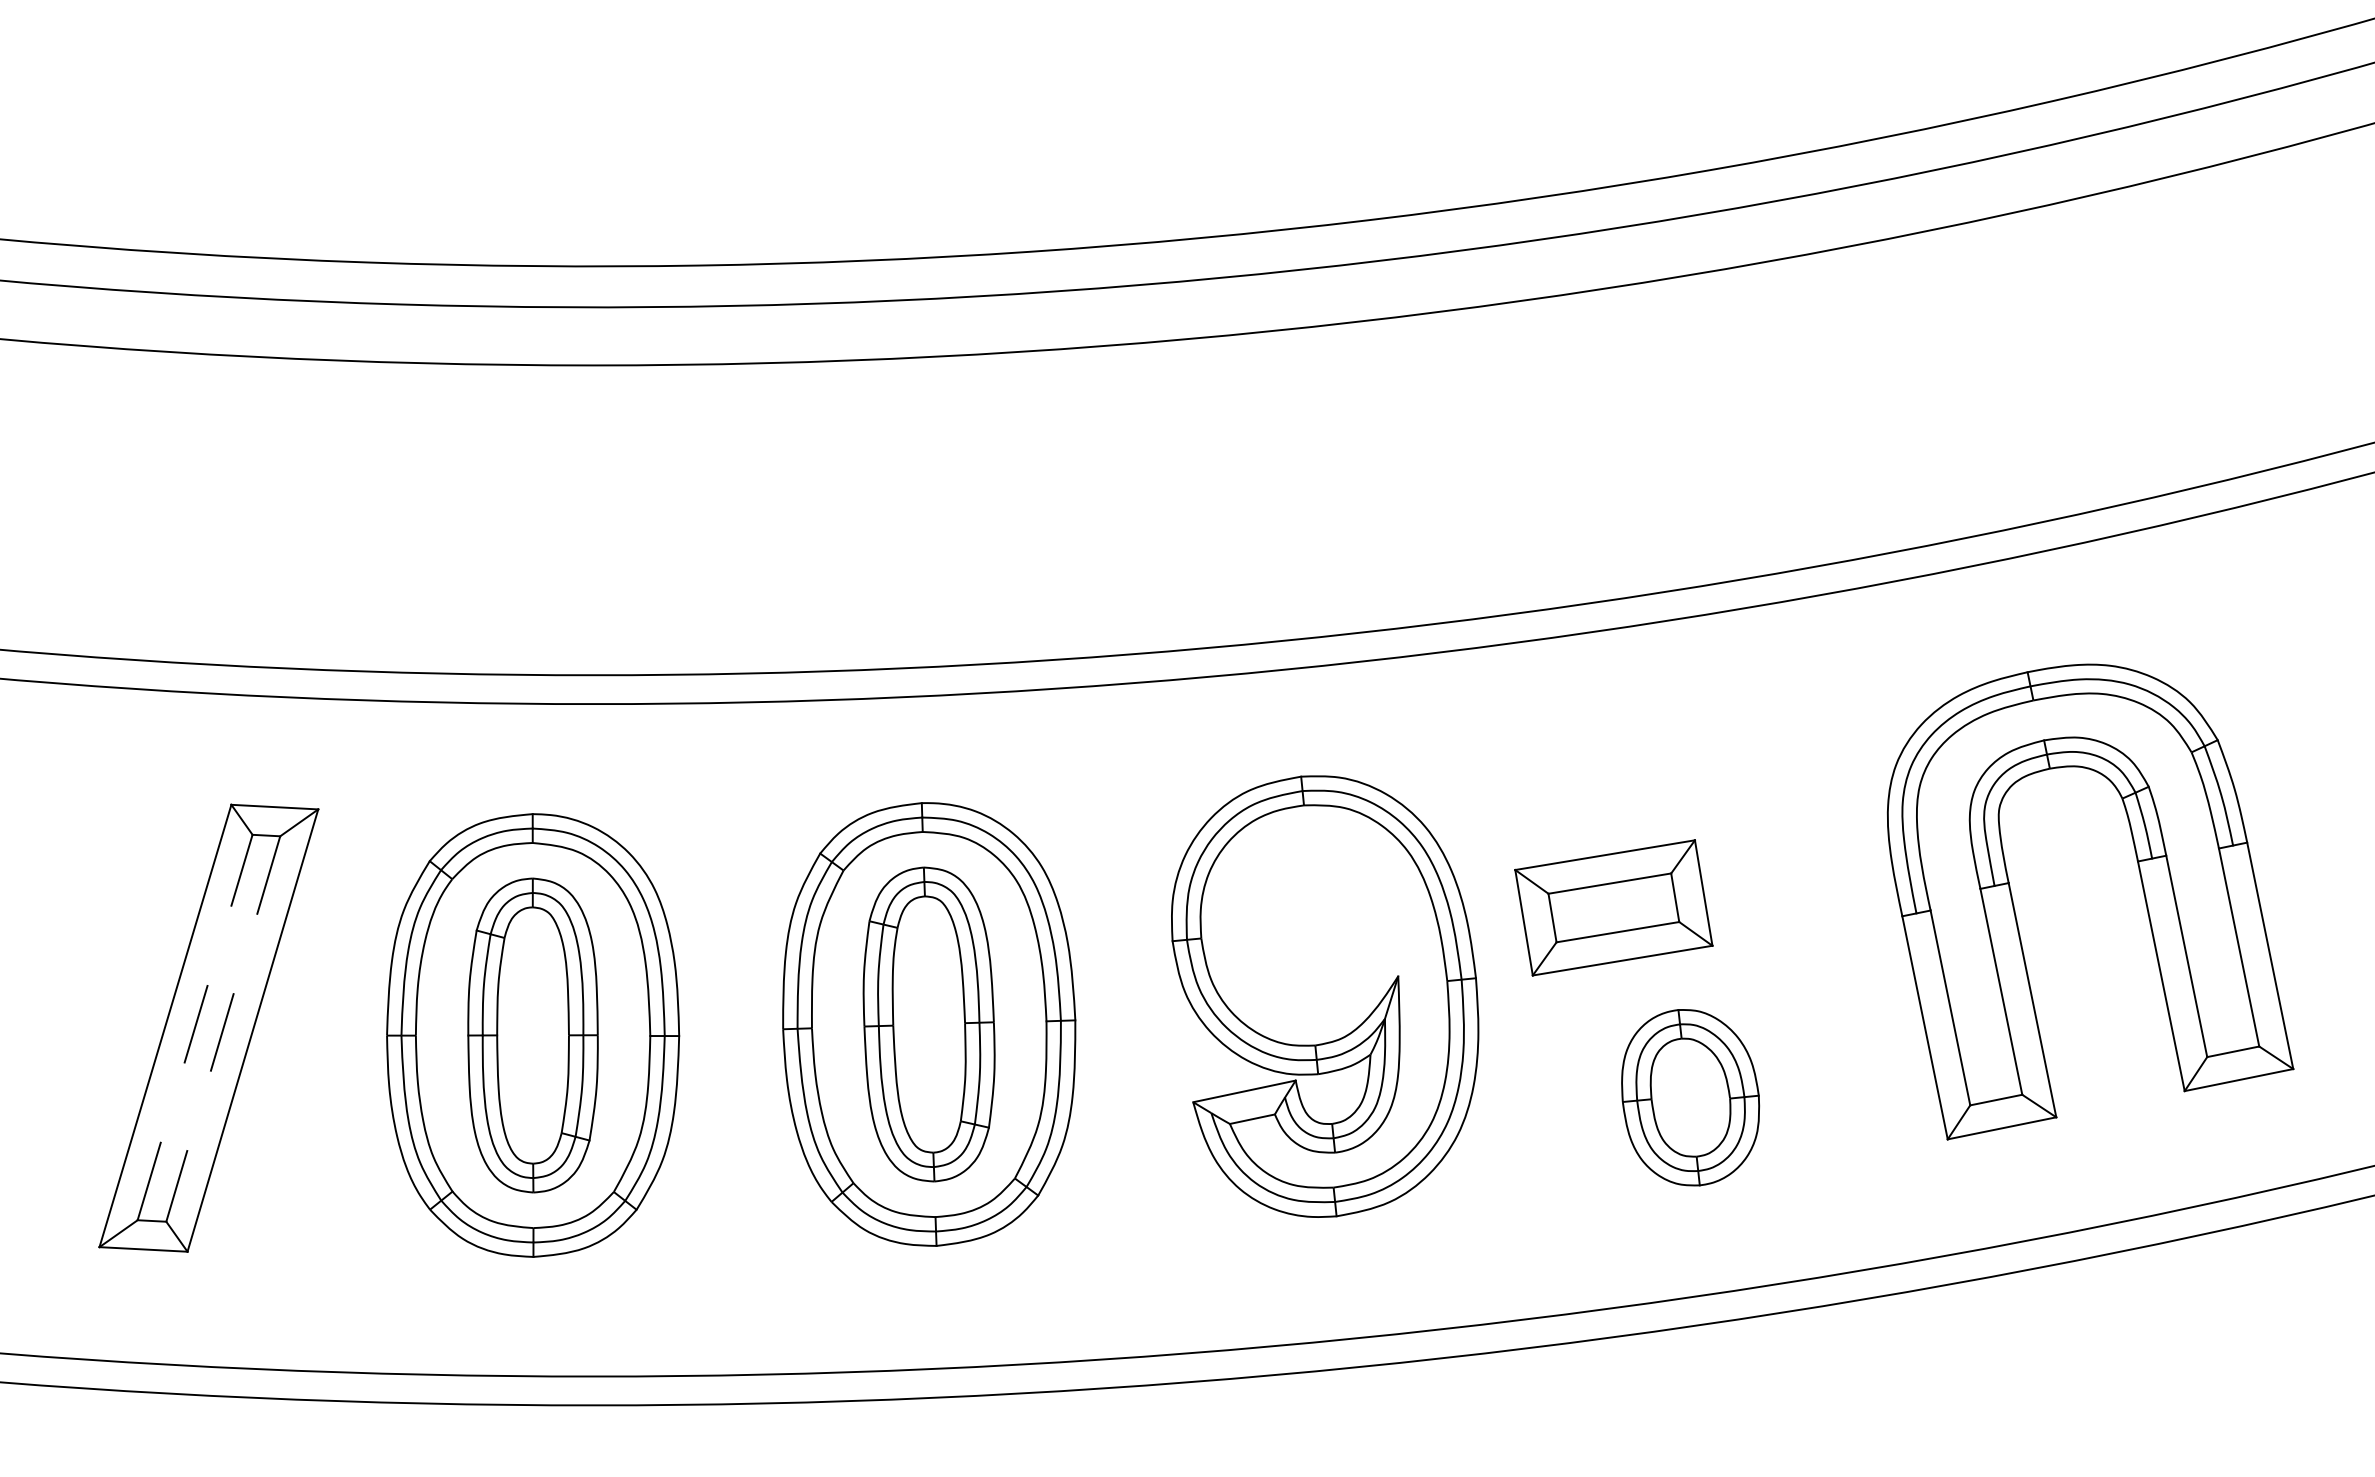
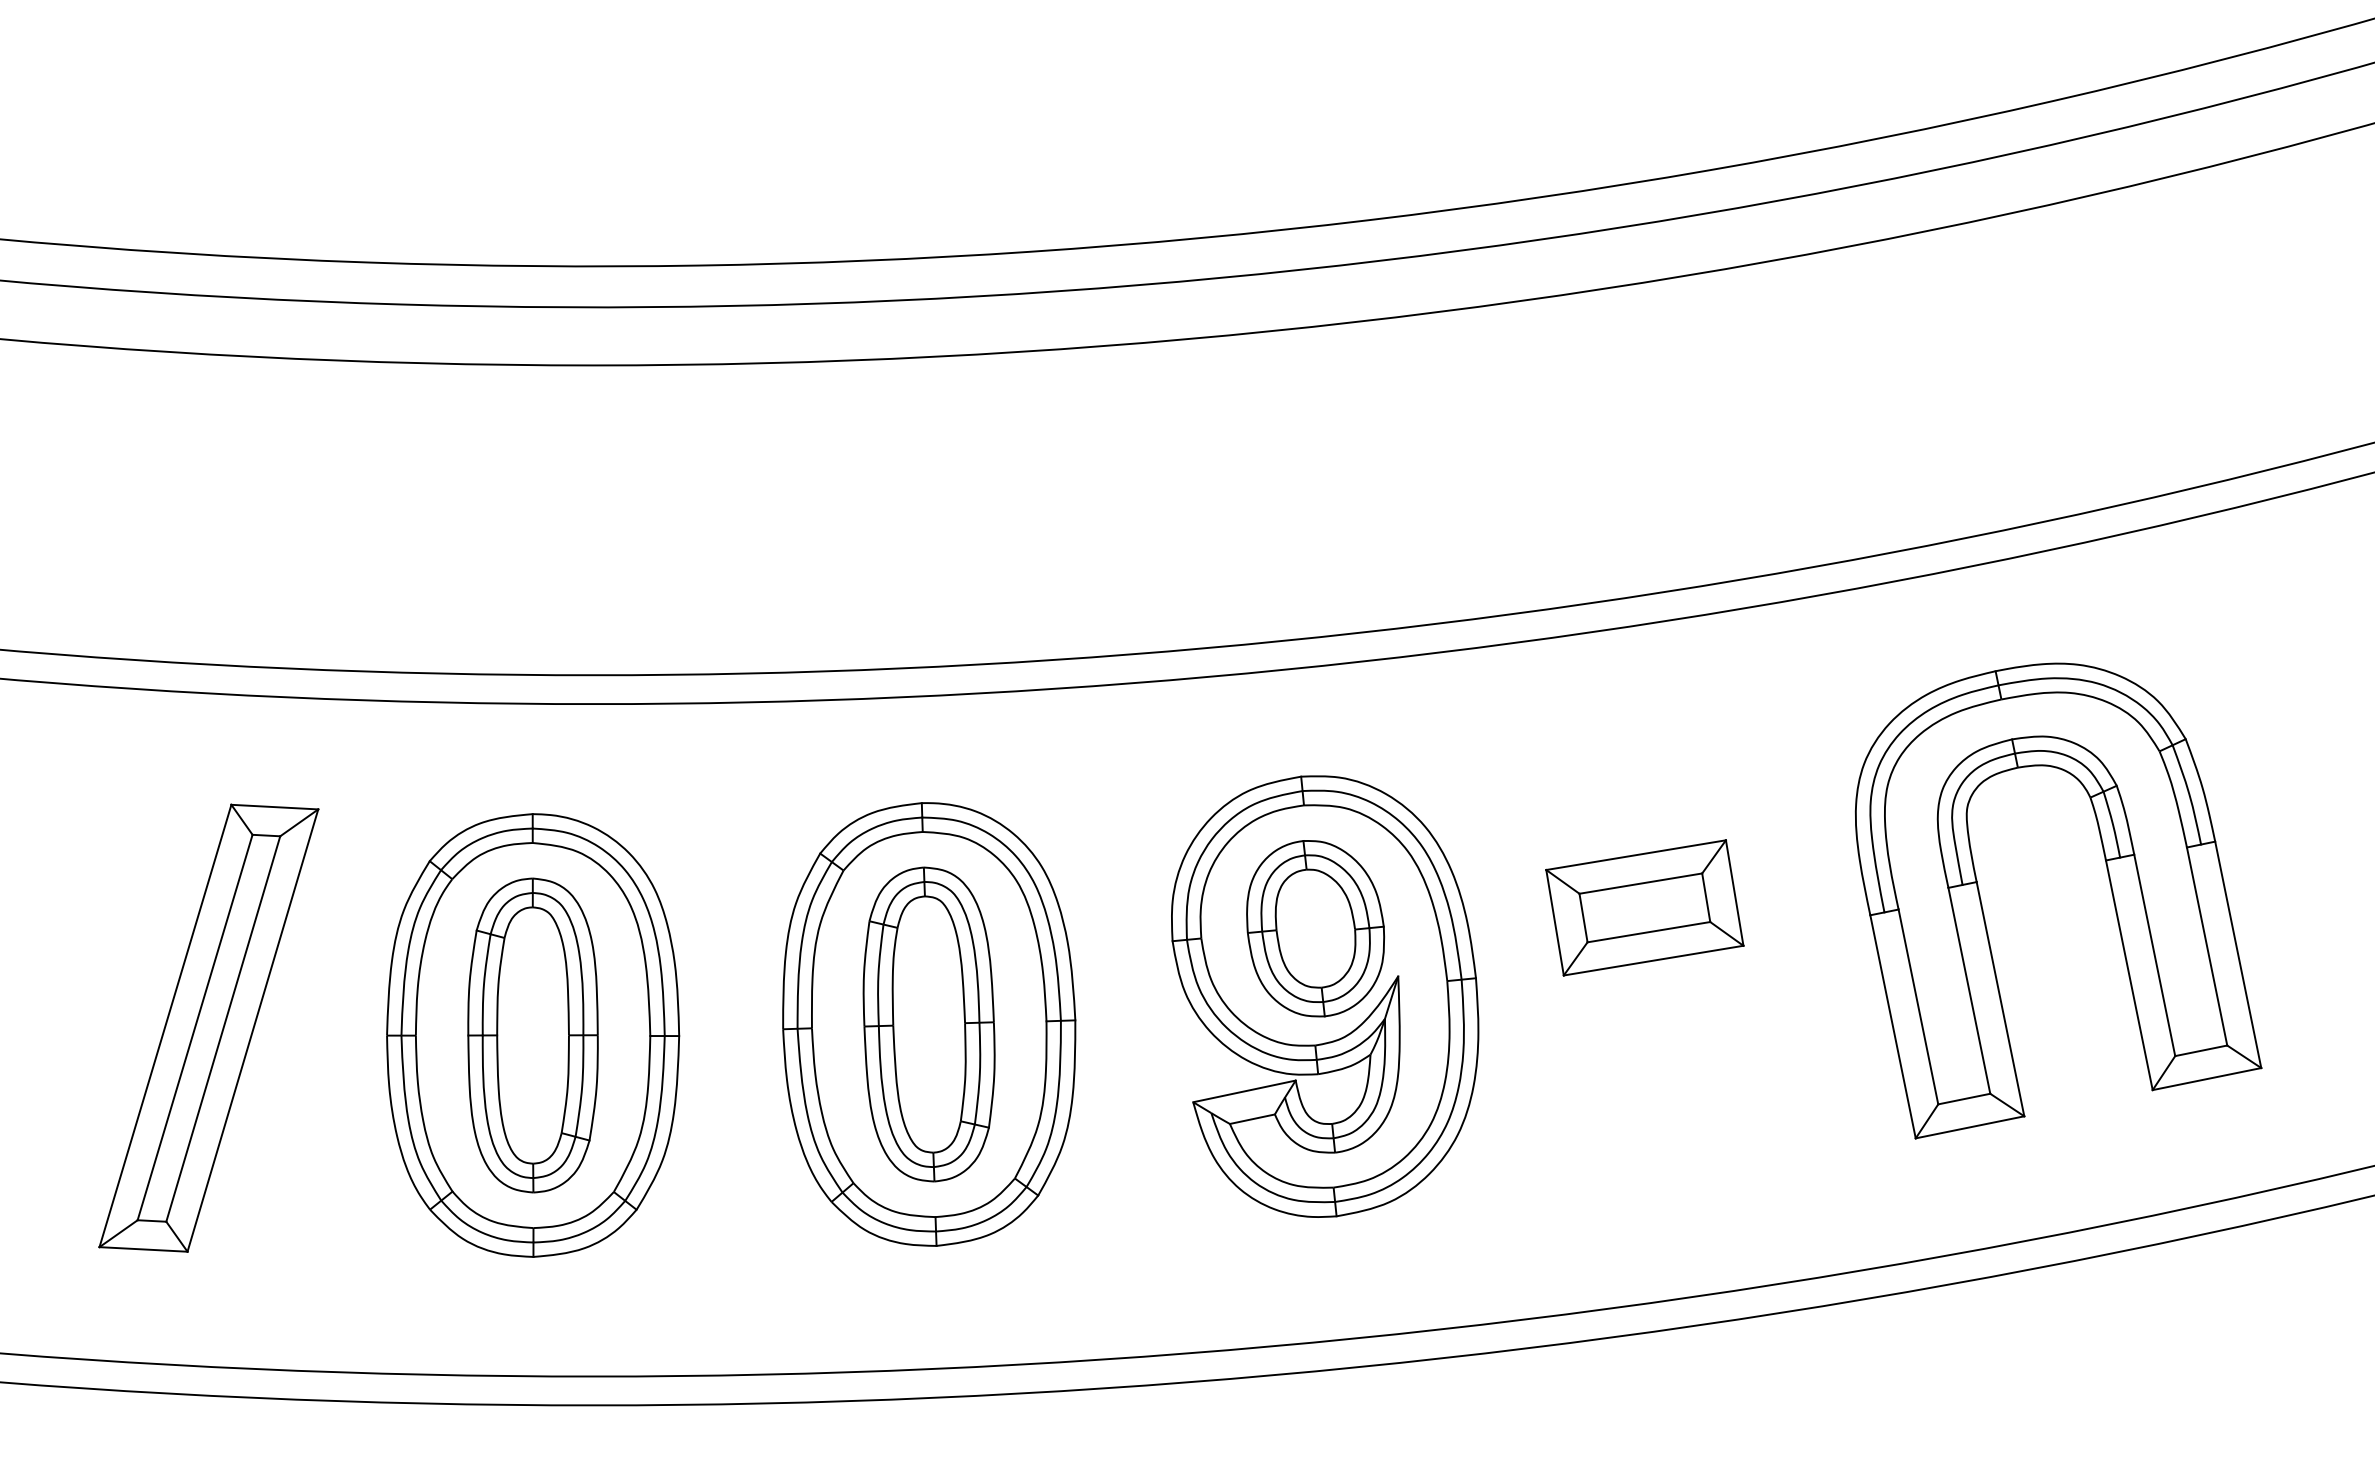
part position: (2142, 889) -> (2110, 888) (2110, 888)
part position: (1613, 907) -> (1644, 907) (1644, 907)
line: dashed -> solid (195, 1027)
line: dashed -> solid (223, 1029)
part position: (1690, 1097) -> (1315, 928) (1315, 928)
